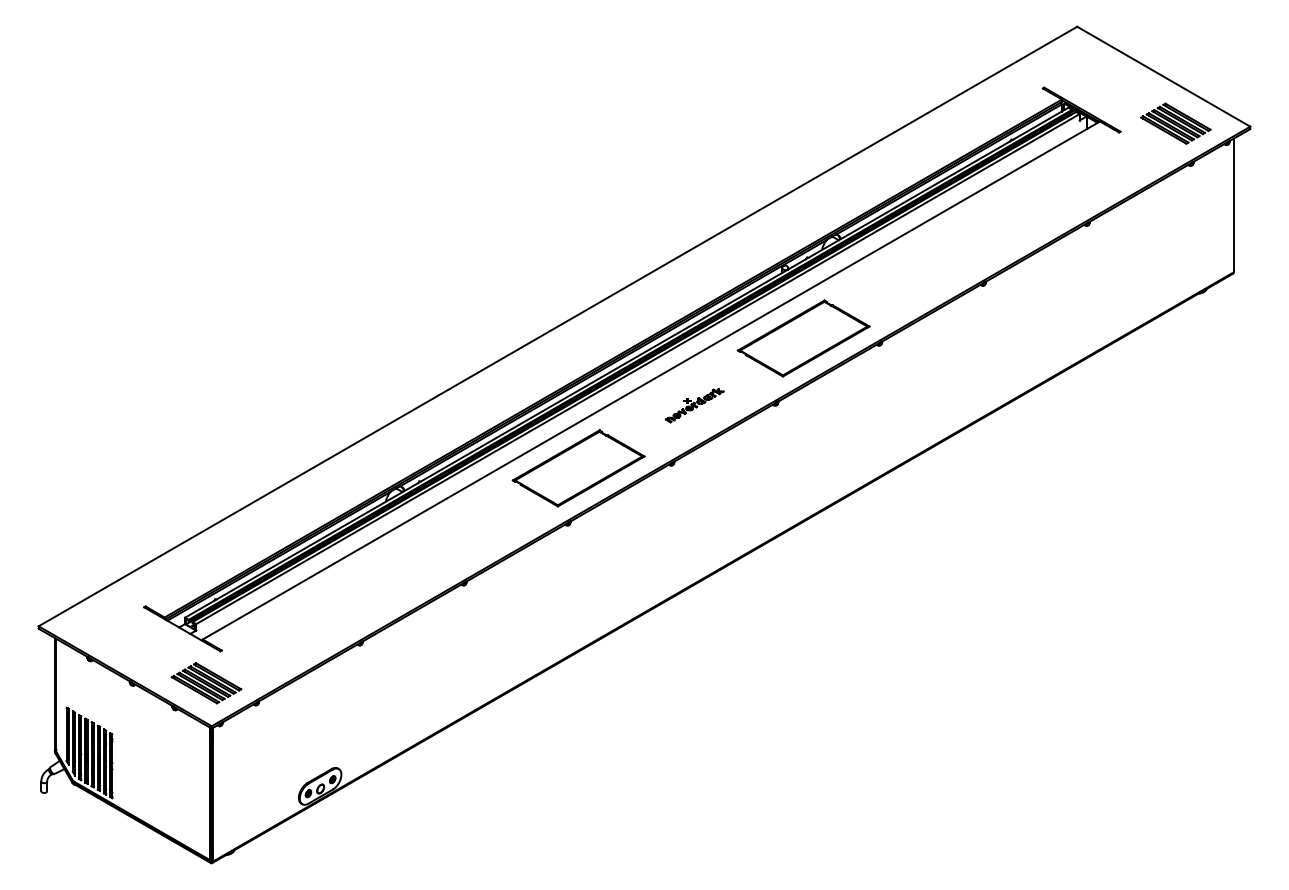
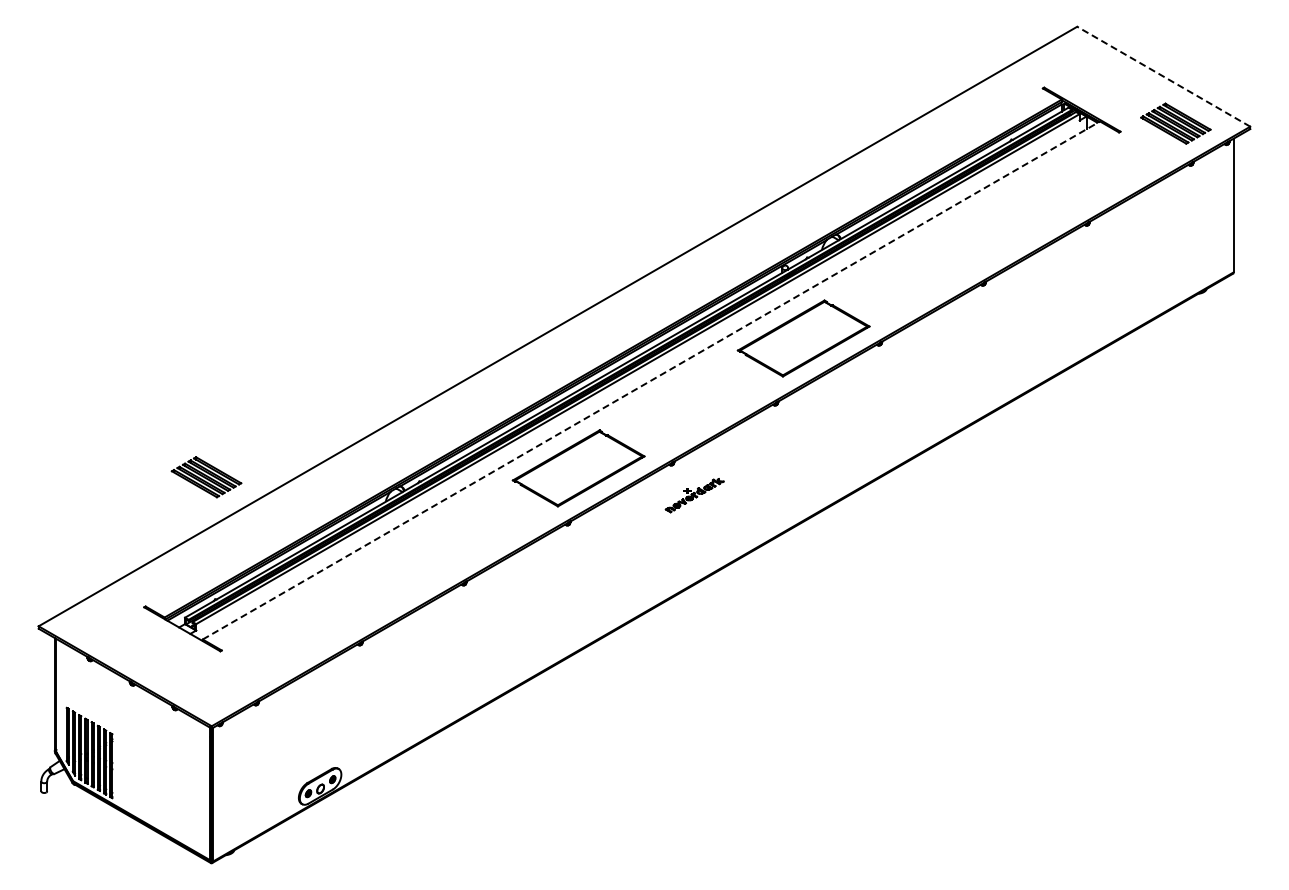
line: solid -> dashed (1163, 76)
line: solid -> dashed (651, 380)
part position: (694, 405) -> (694, 495) (694, 495)
part position: (206, 683) -> (206, 477) (206, 477)
